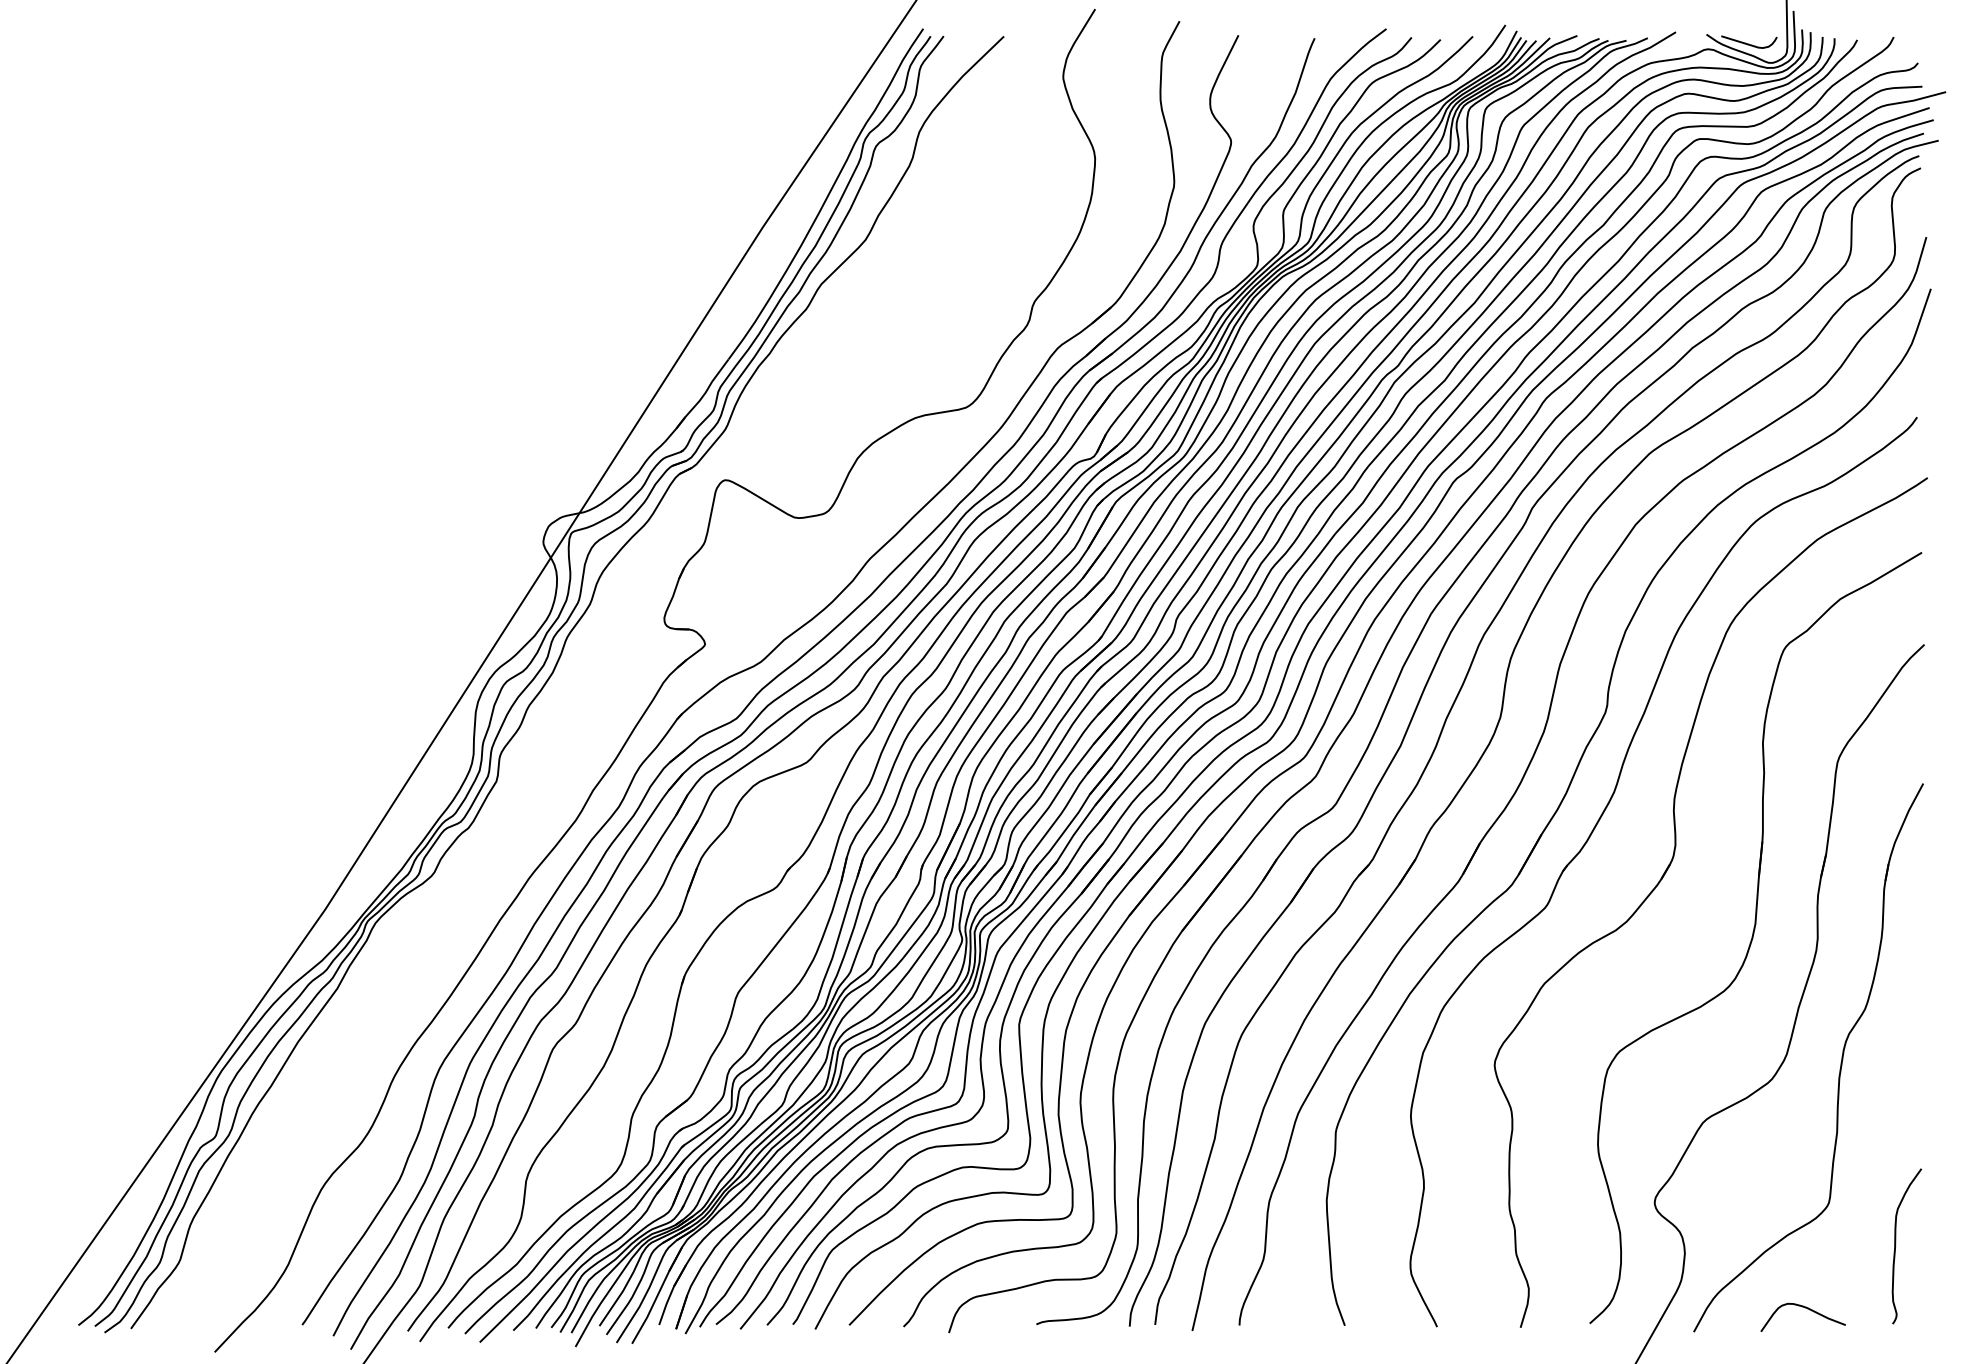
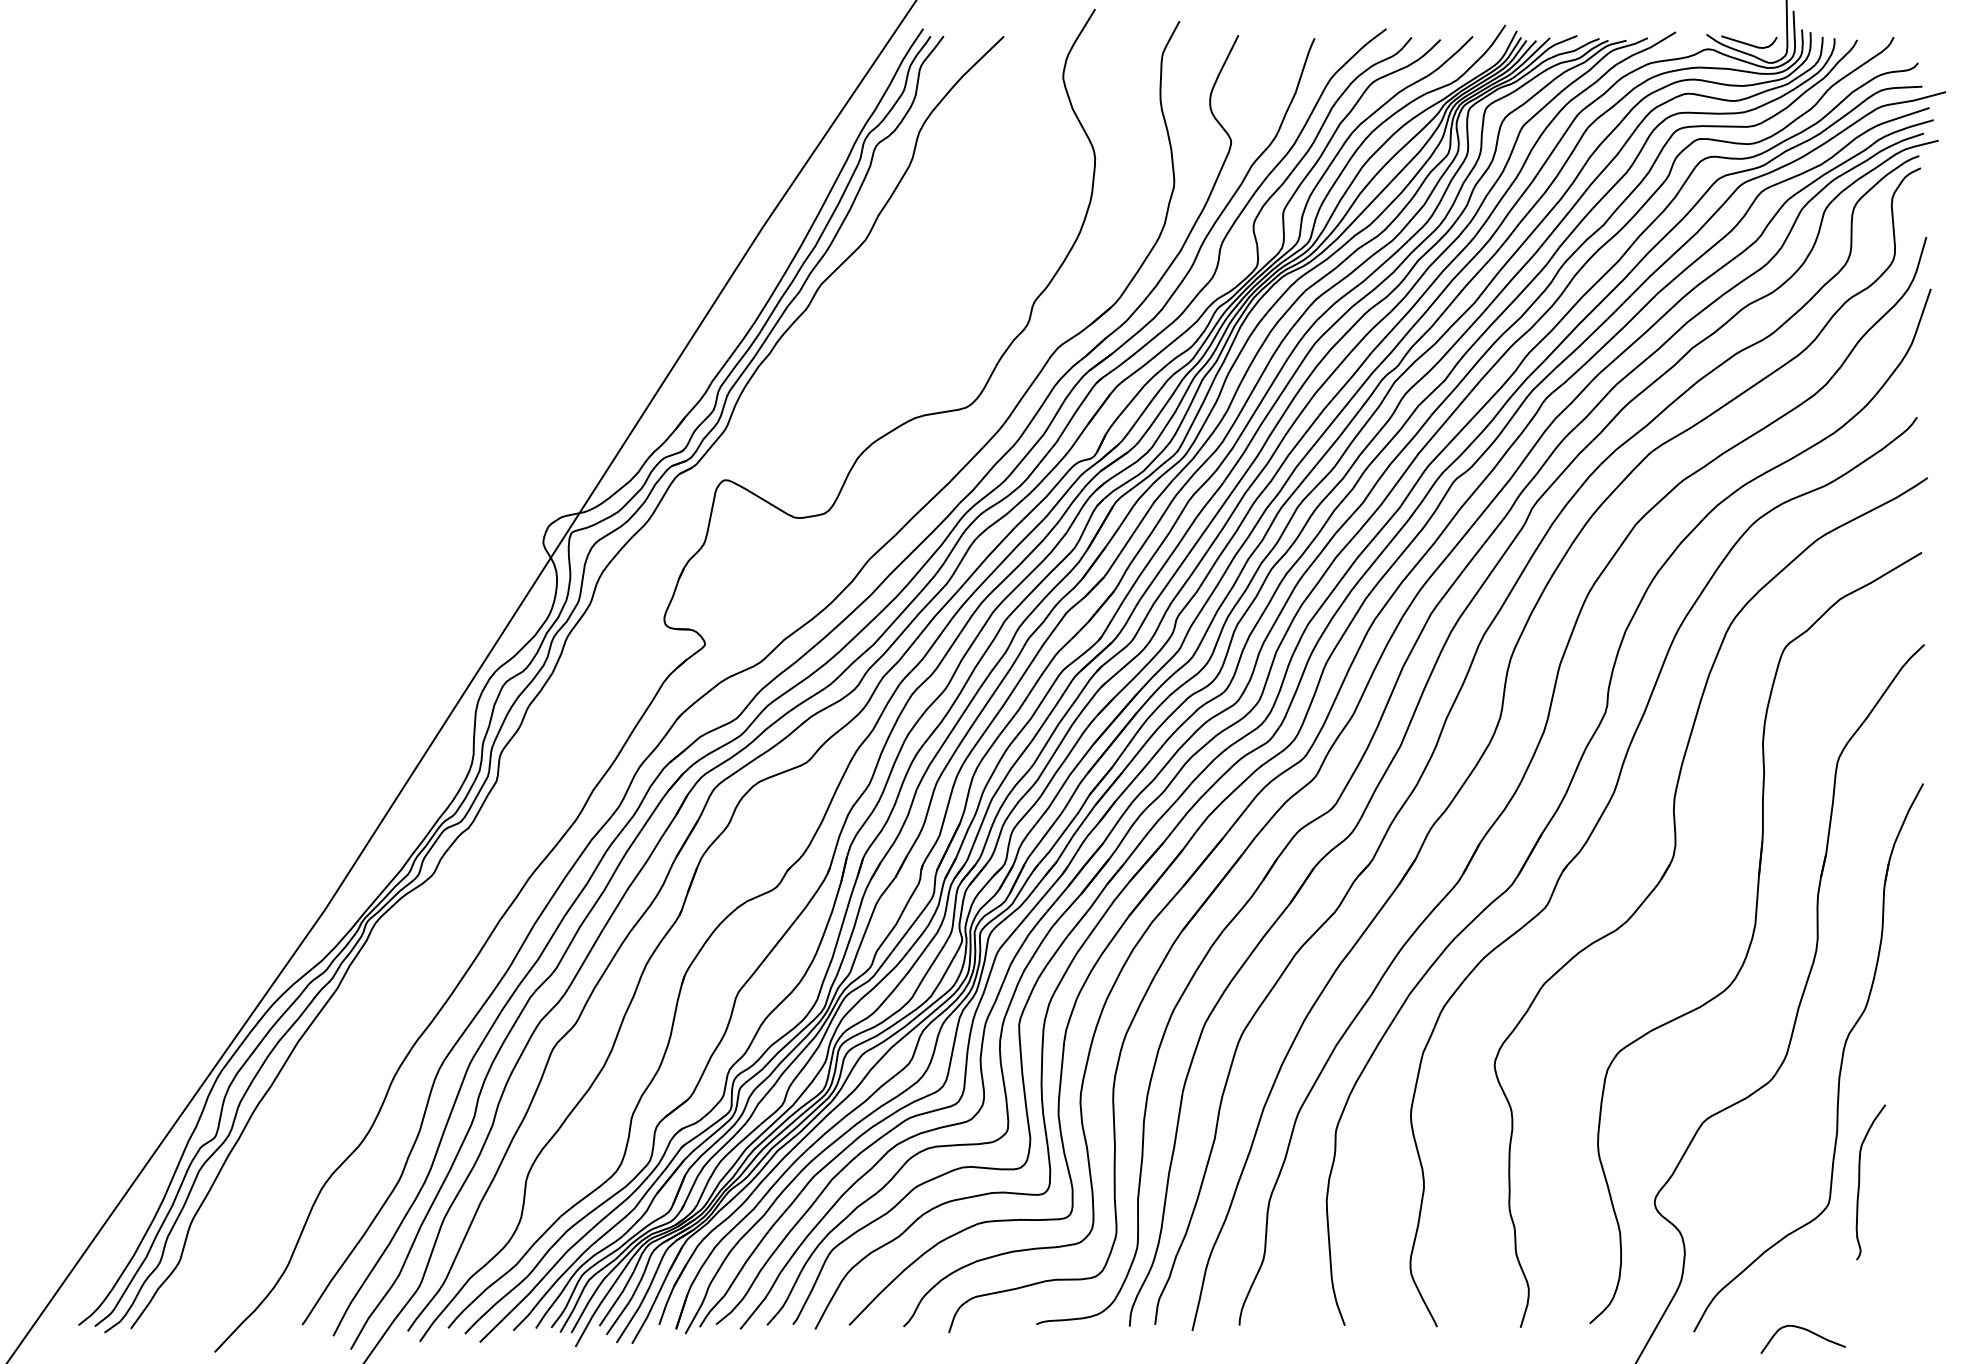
curve position: (1896, 1244) -> (1860, 1180) (1860, 1180)
curve position: (1805, 1308) -> (1805, 1330) (1805, 1330)
